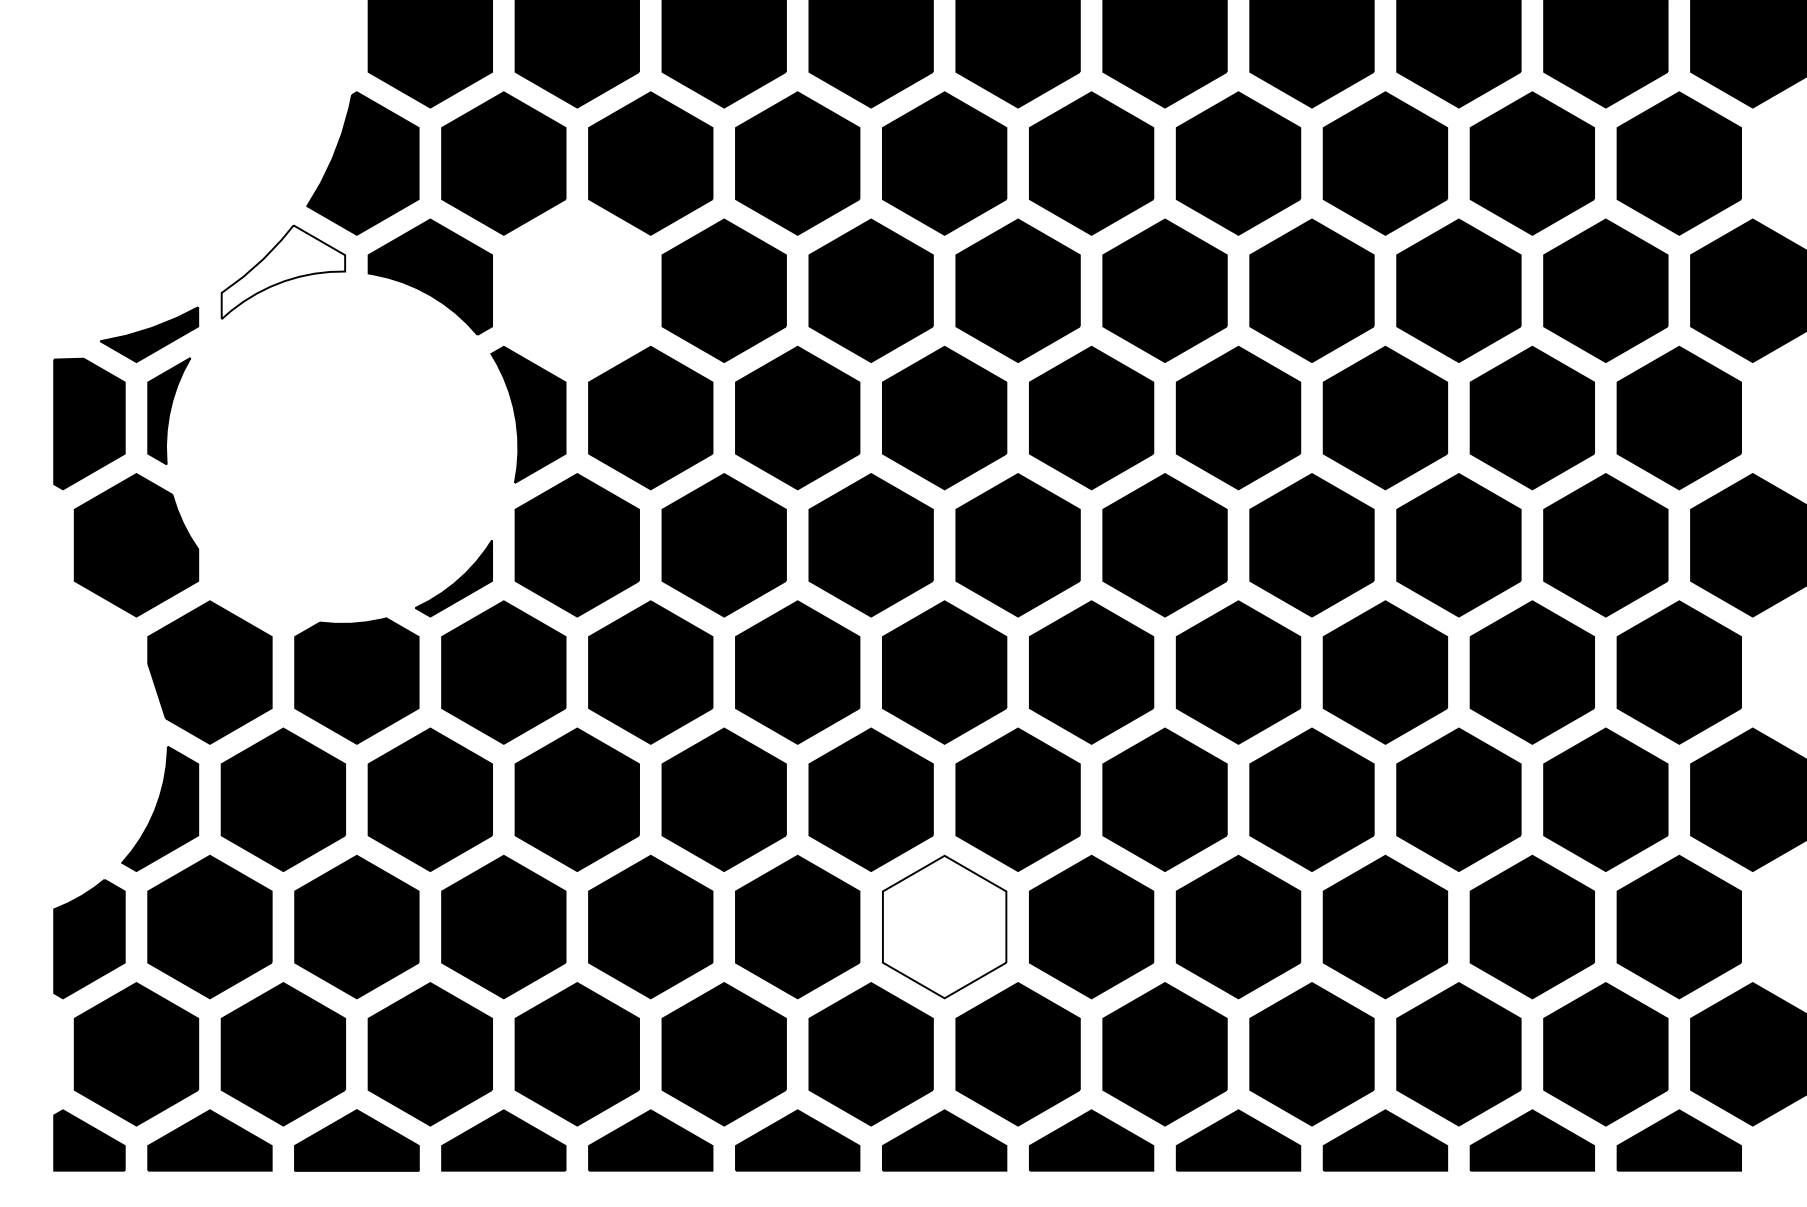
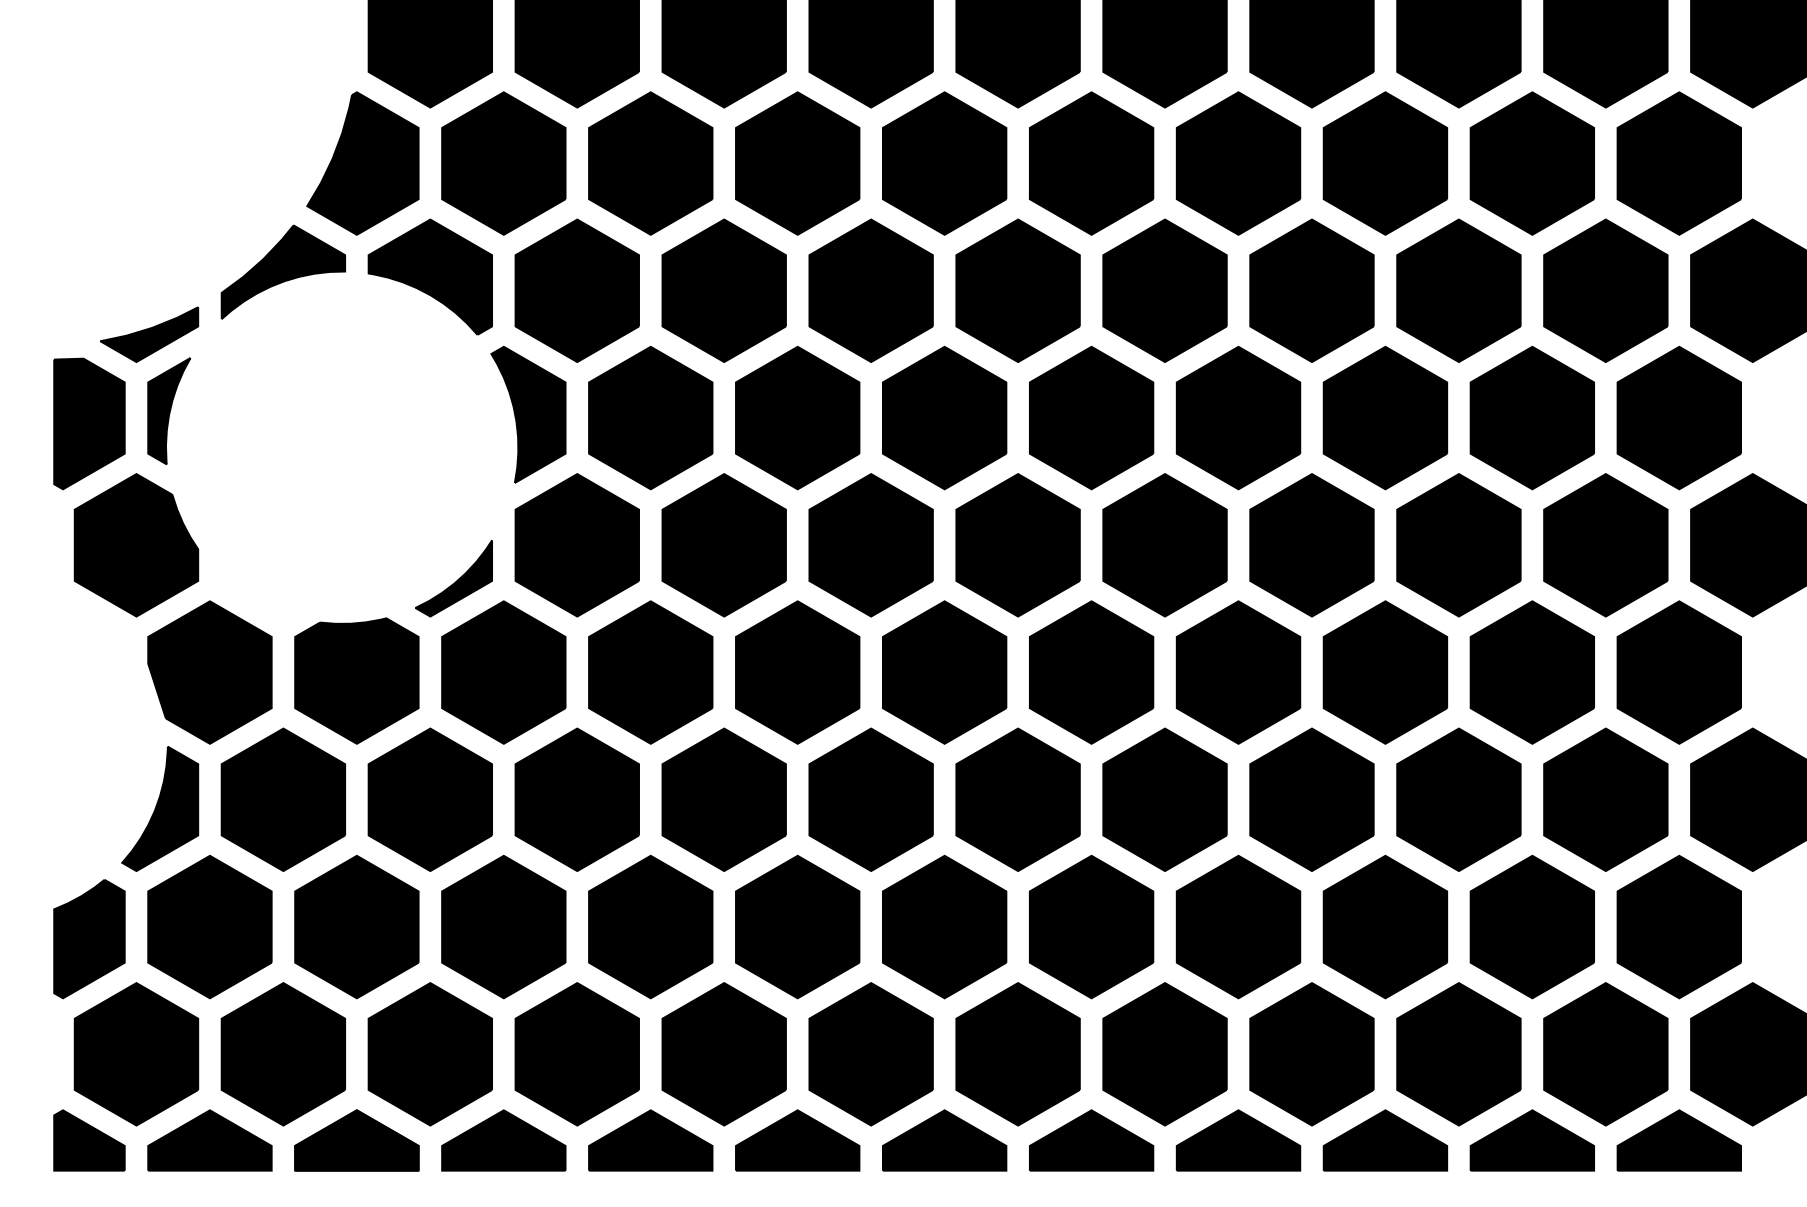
fill: none -> present (283, 272)
part: none -> present (576, 290)
fill: none -> present (944, 926)
